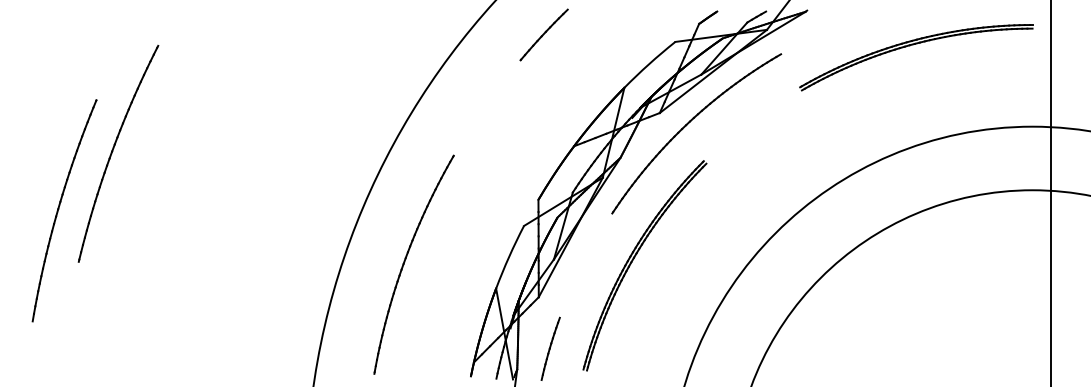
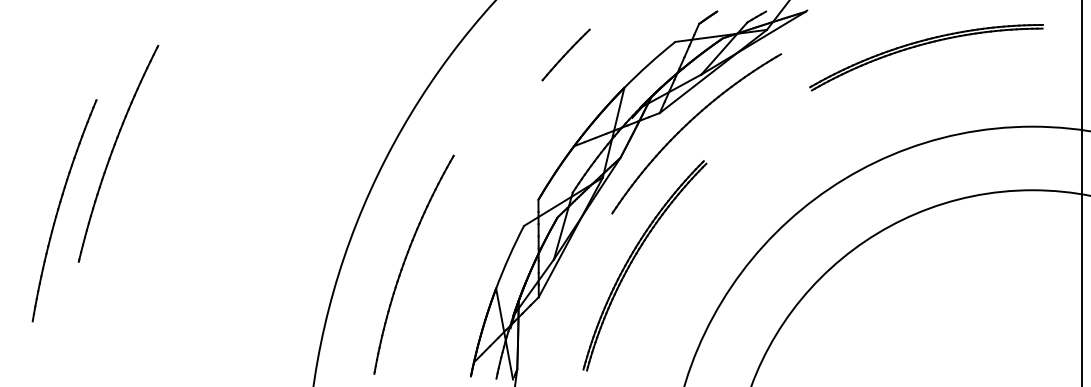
line position: (543, 34) -> (565, 54) (565, 54)
part position: (913, 45) -> (923, 45) (923, 45)
line position: (1050, 192) -> (1081, 192) (1081, 192)
line: present -> none (550, 348)
